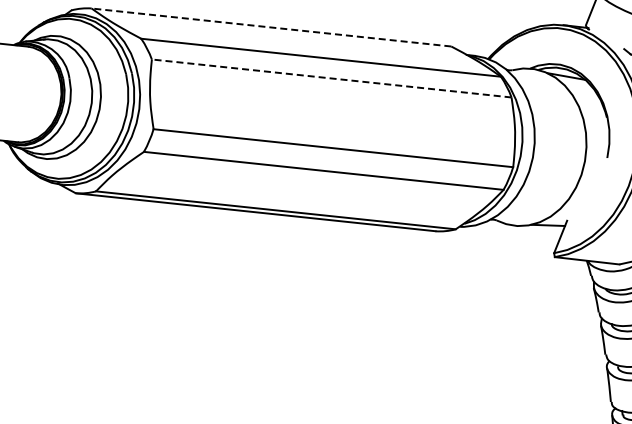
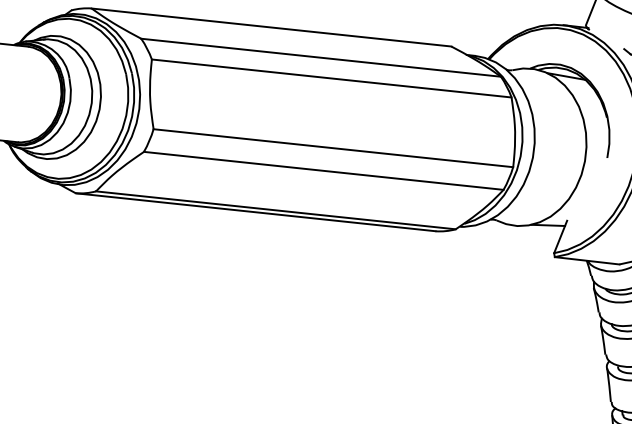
line: dashed -> solid (271, 27)
line: dashed -> solid (331, 78)
